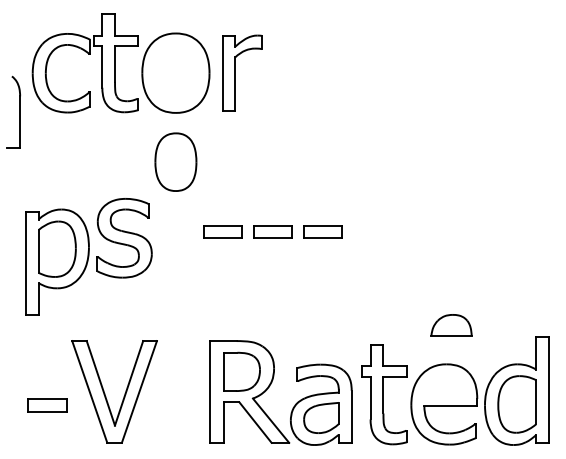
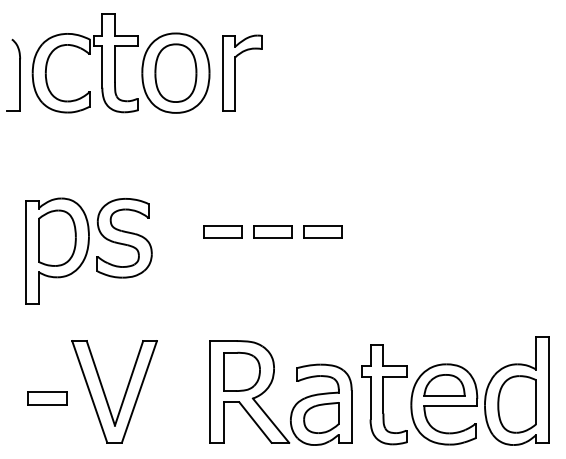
part position: (13, 111) -> (13, 74) (13, 74)
part position: (175, 161) -> (175, 72) (175, 72)
part position: (57, 261) -> (57, 250) (57, 250)
part position: (451, 325) -> (444, 385) (444, 385)
part position: (47, 405) -> (47, 398) (47, 398)
